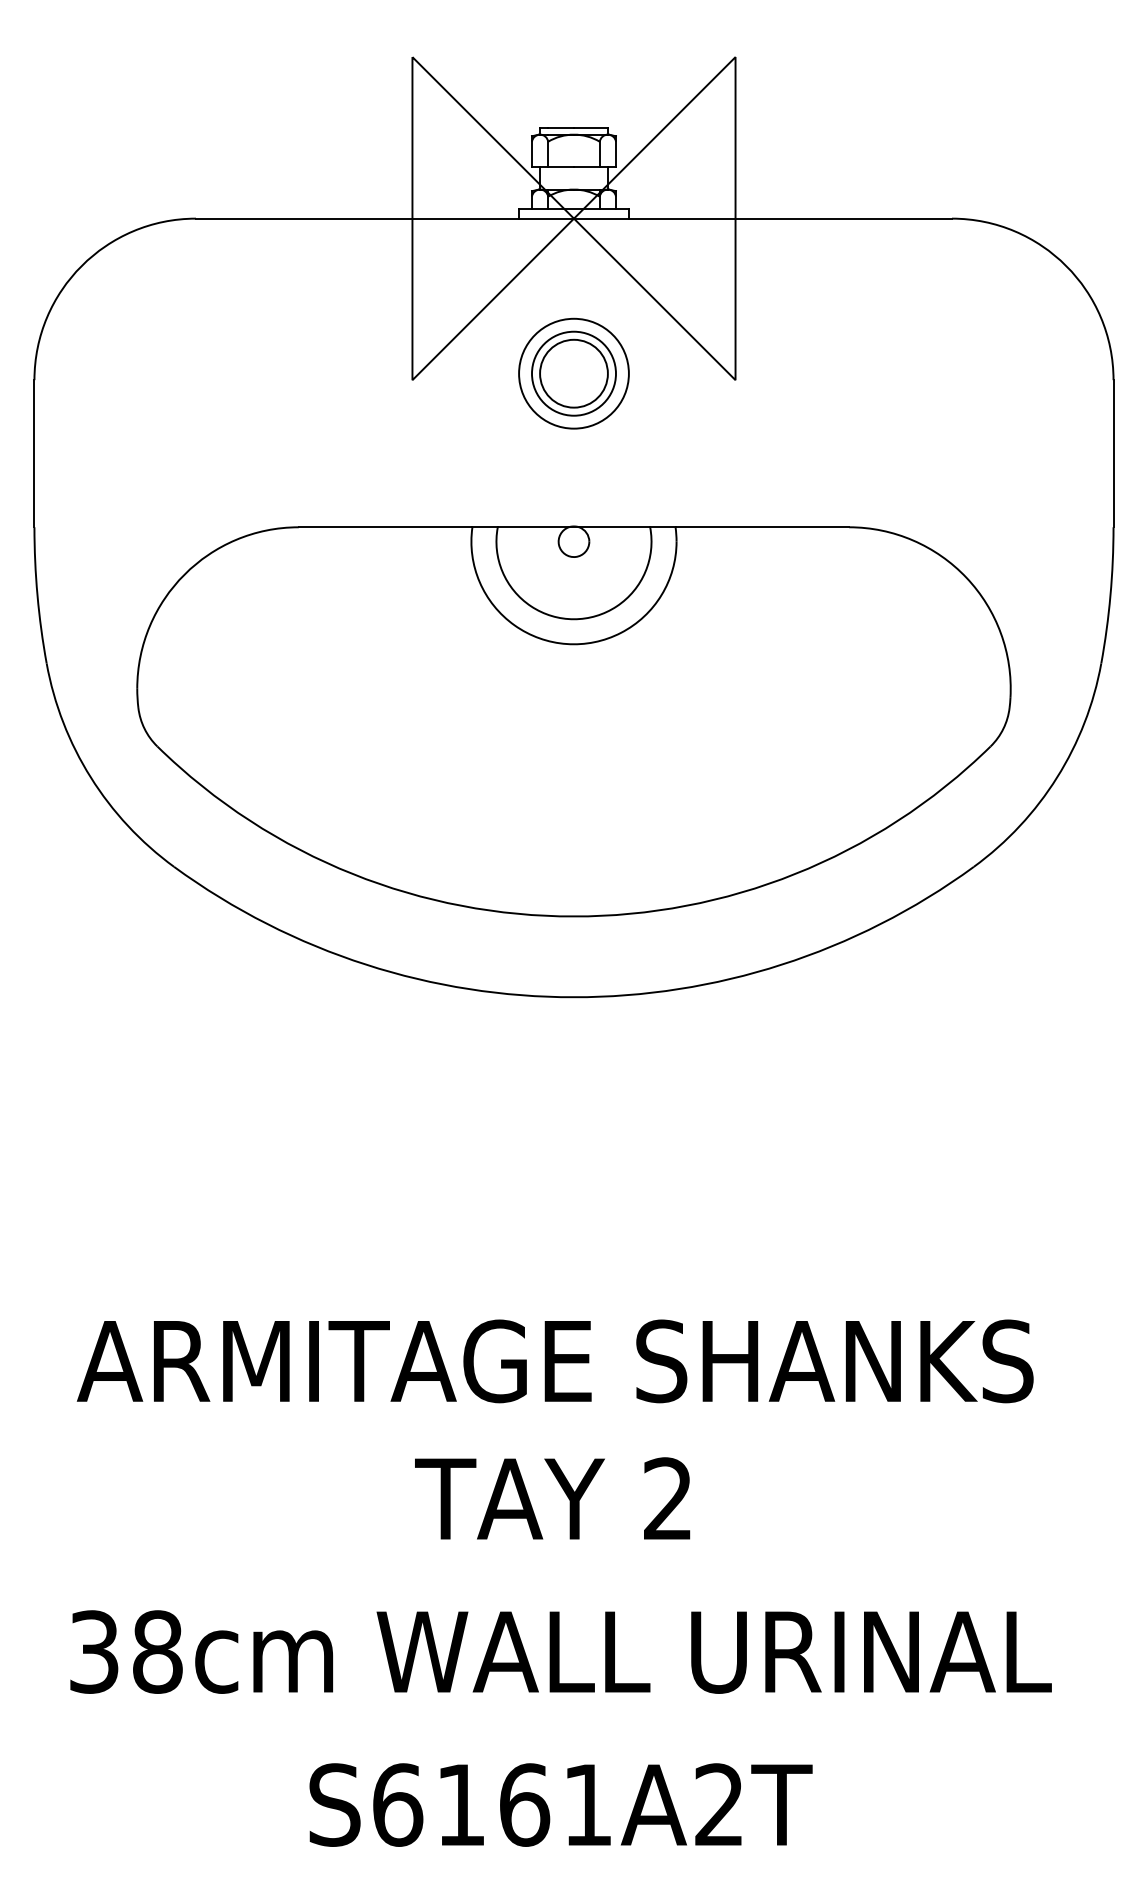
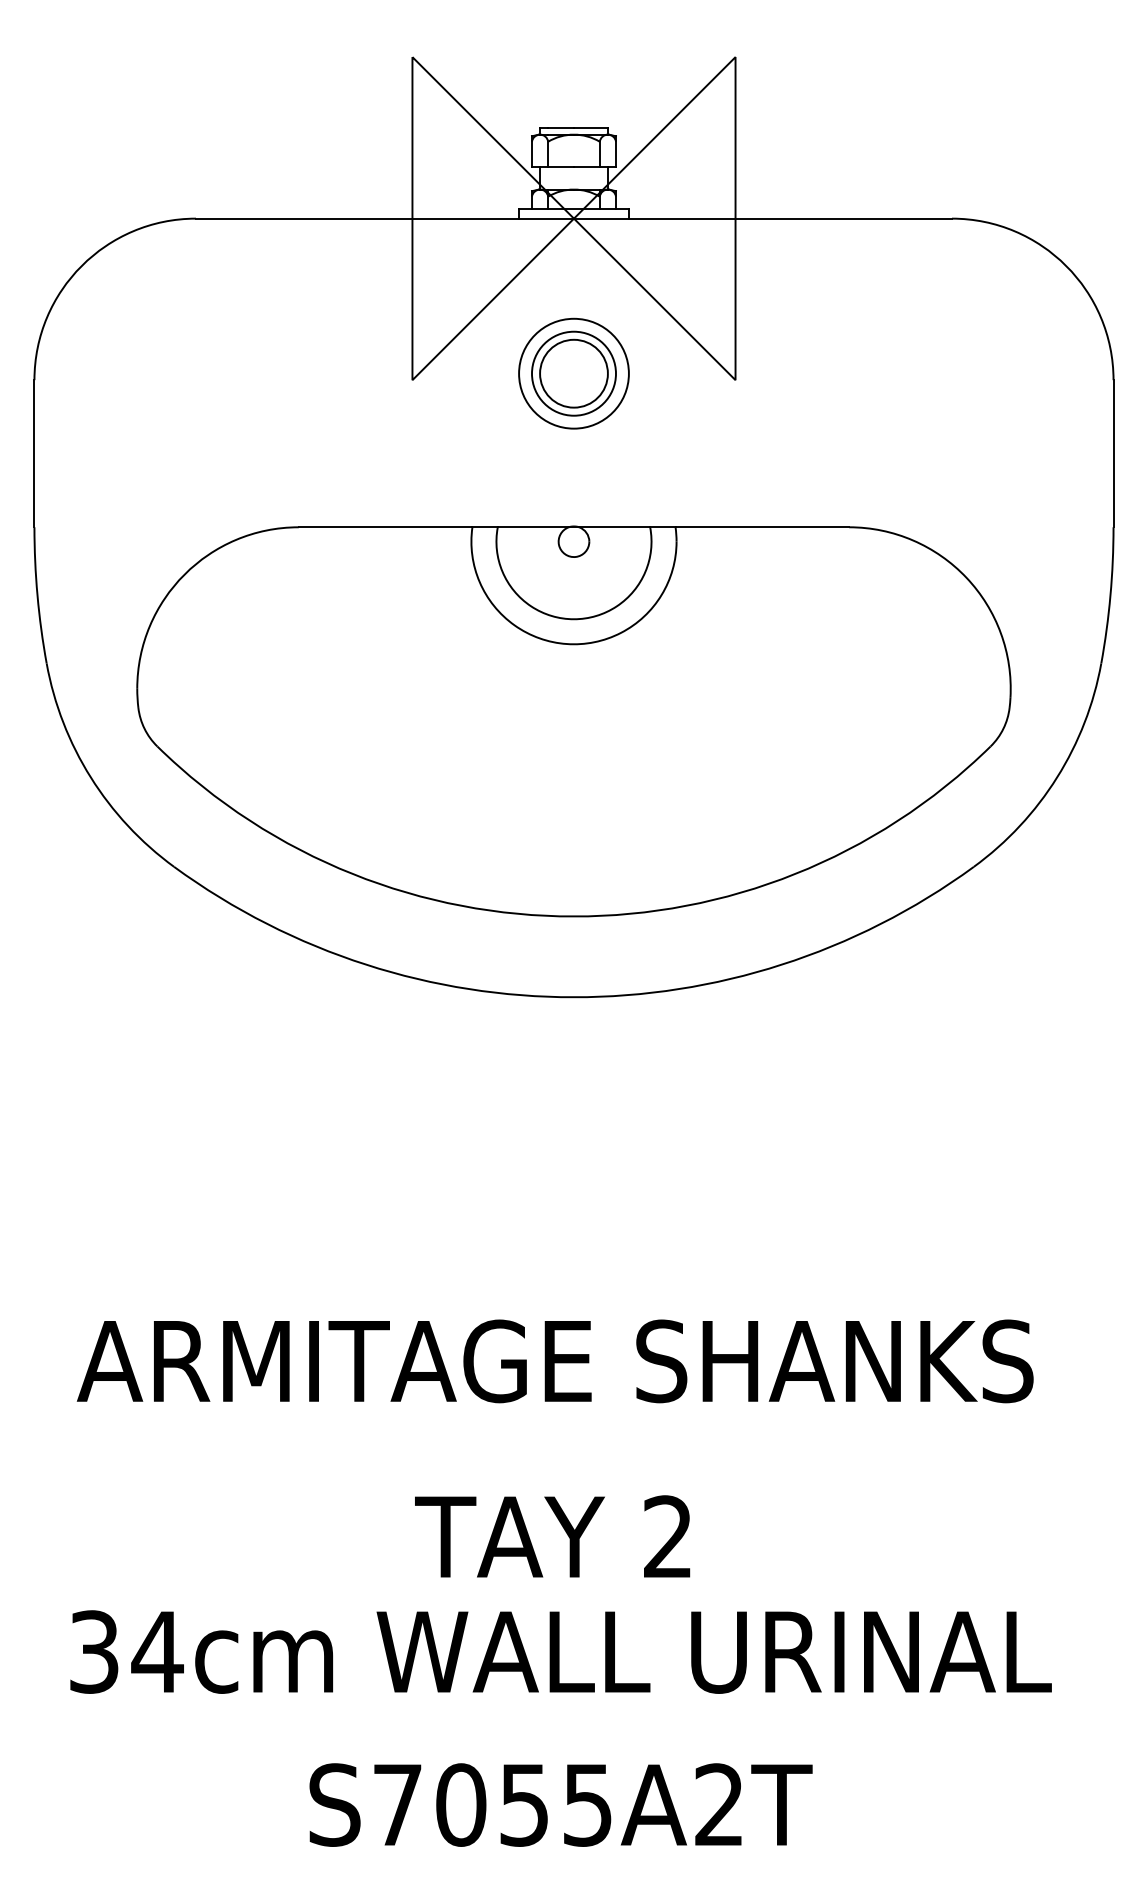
text position: (552, 1498) -> (552, 1536) (552, 1536)
text: 38cm -> 34cm (157, 1651)
text: S6161A2T -> S7055A2T (492, 1804)
